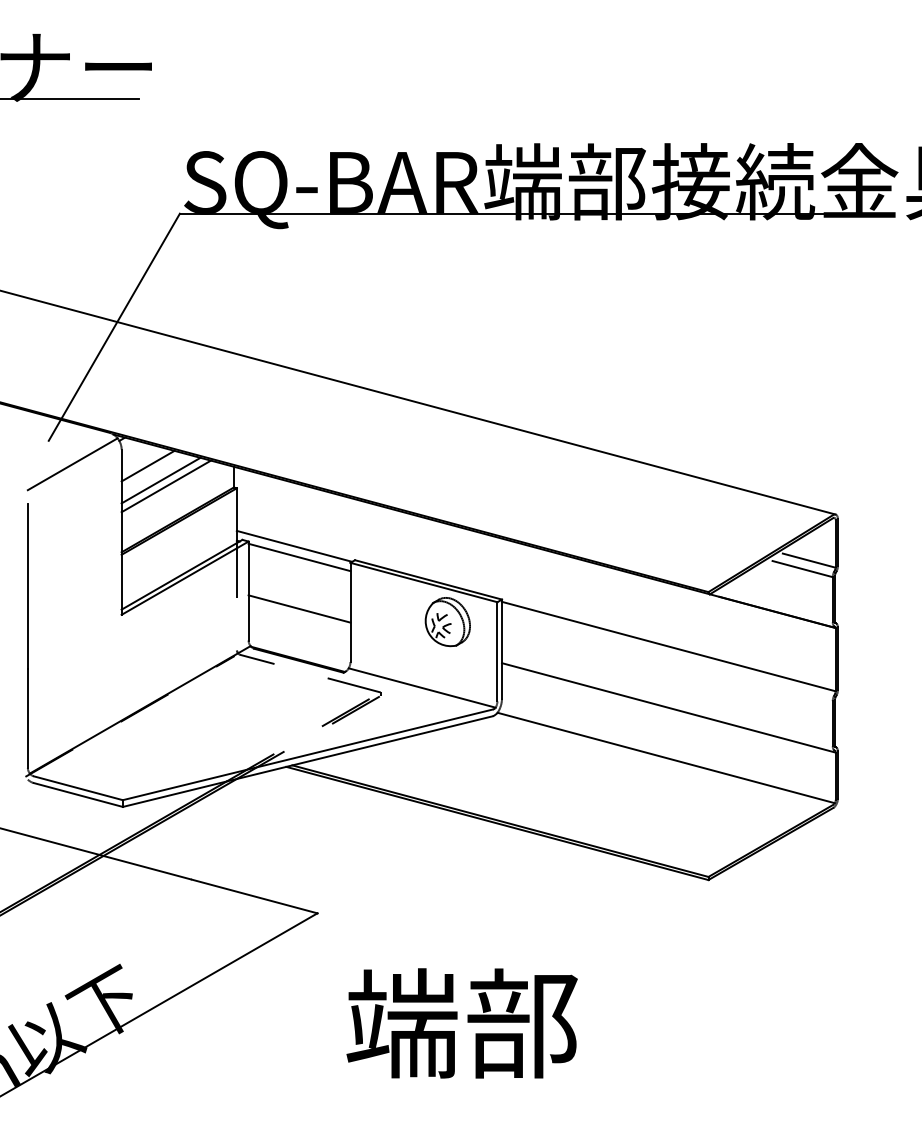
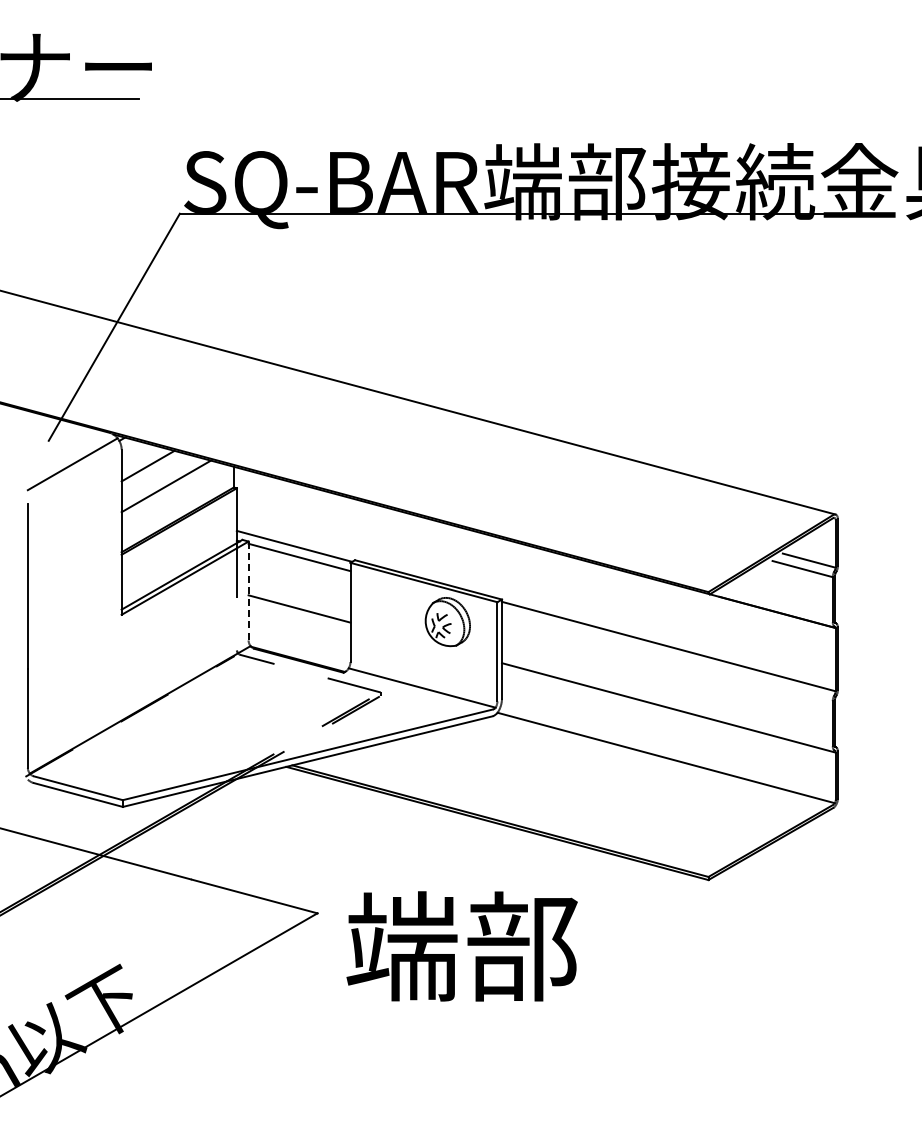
line: present -> none (160, 480)
line: solid -> dashed (248, 591)
text position: (461, 1023) -> (461, 946) (461, 946)
